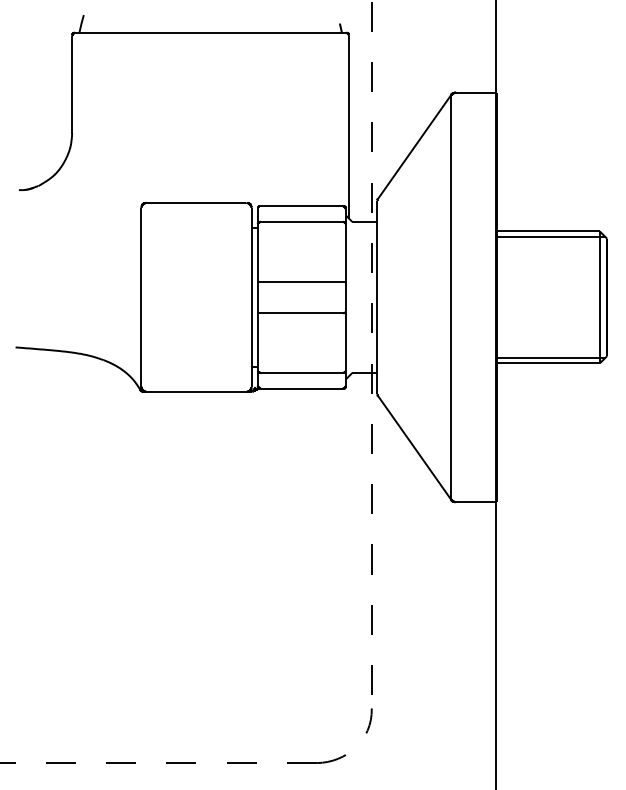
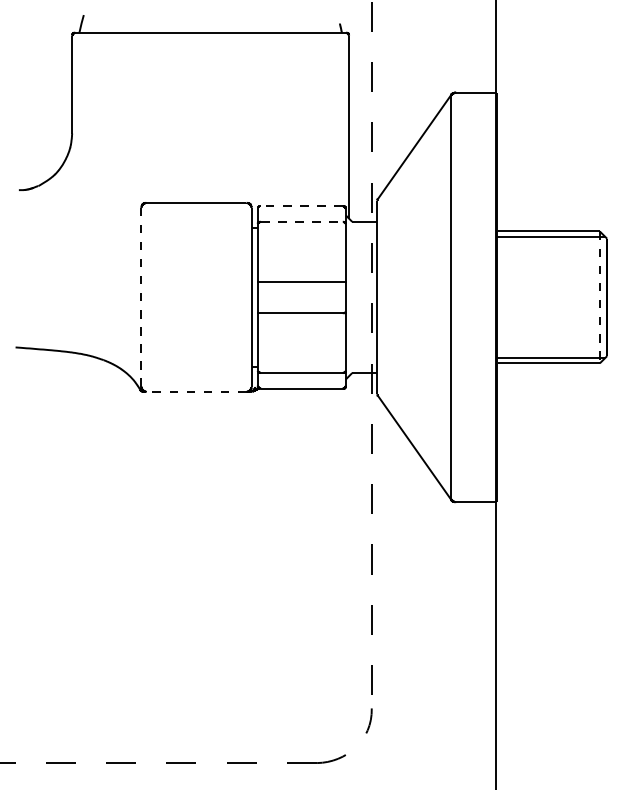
line: solid -> dashed (301, 206)
line: solid -> dashed (301, 221)
line: solid -> dashed (141, 297)
line: solid -> dashed (599, 297)
line: solid -> dashed (195, 392)
